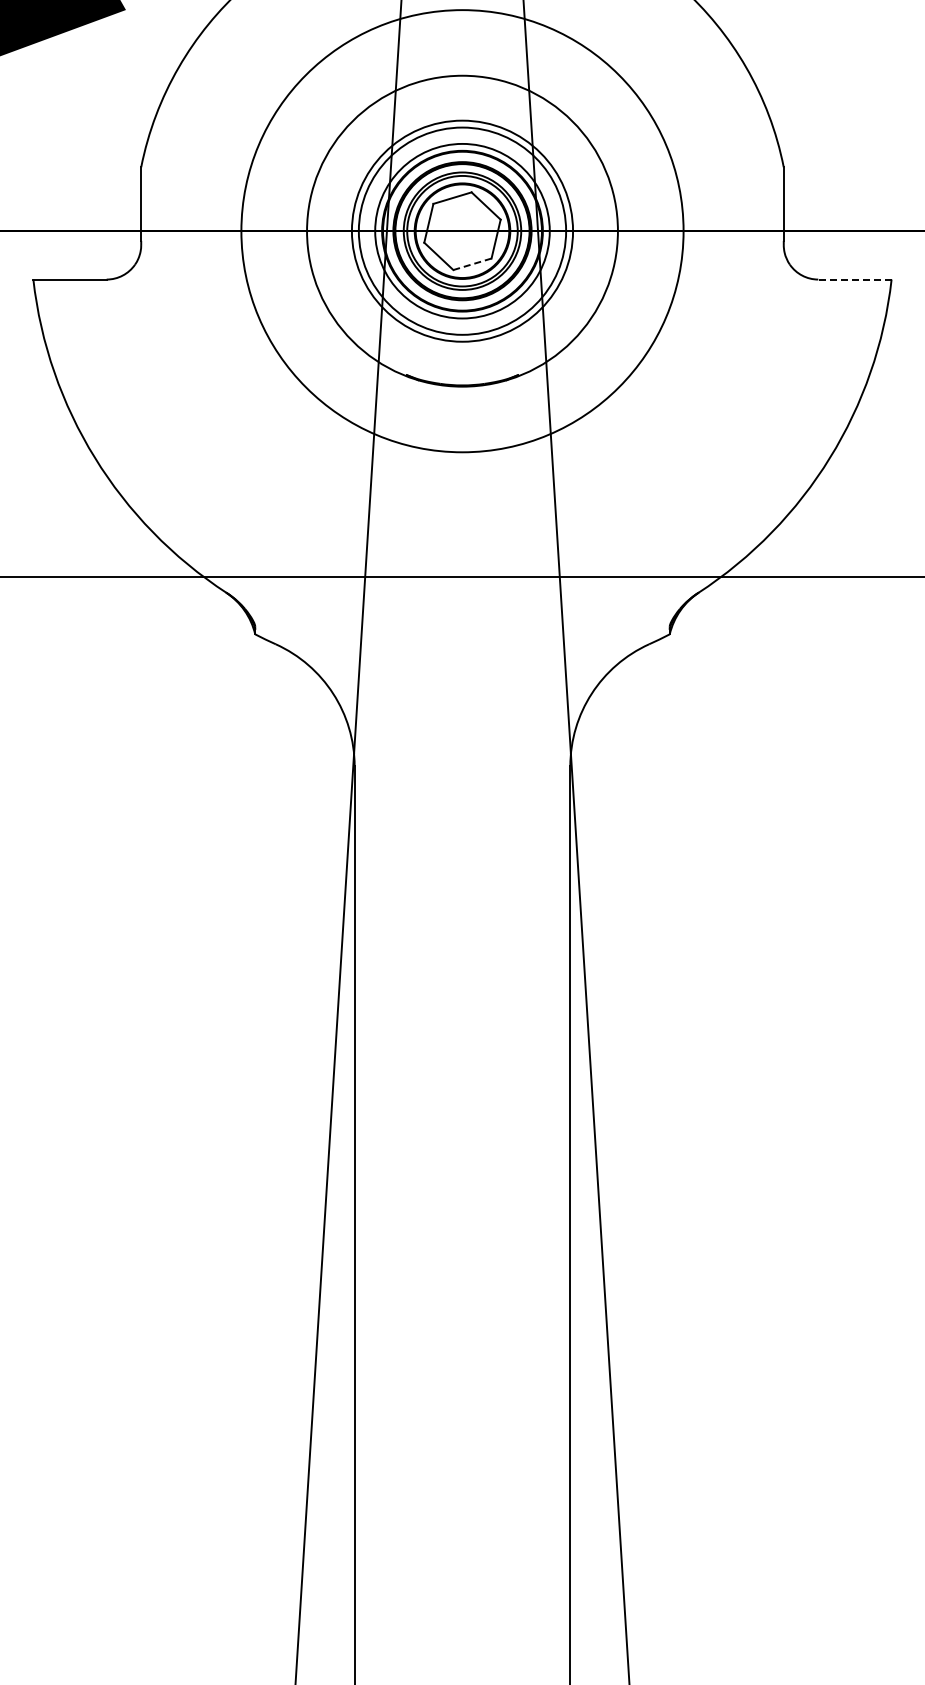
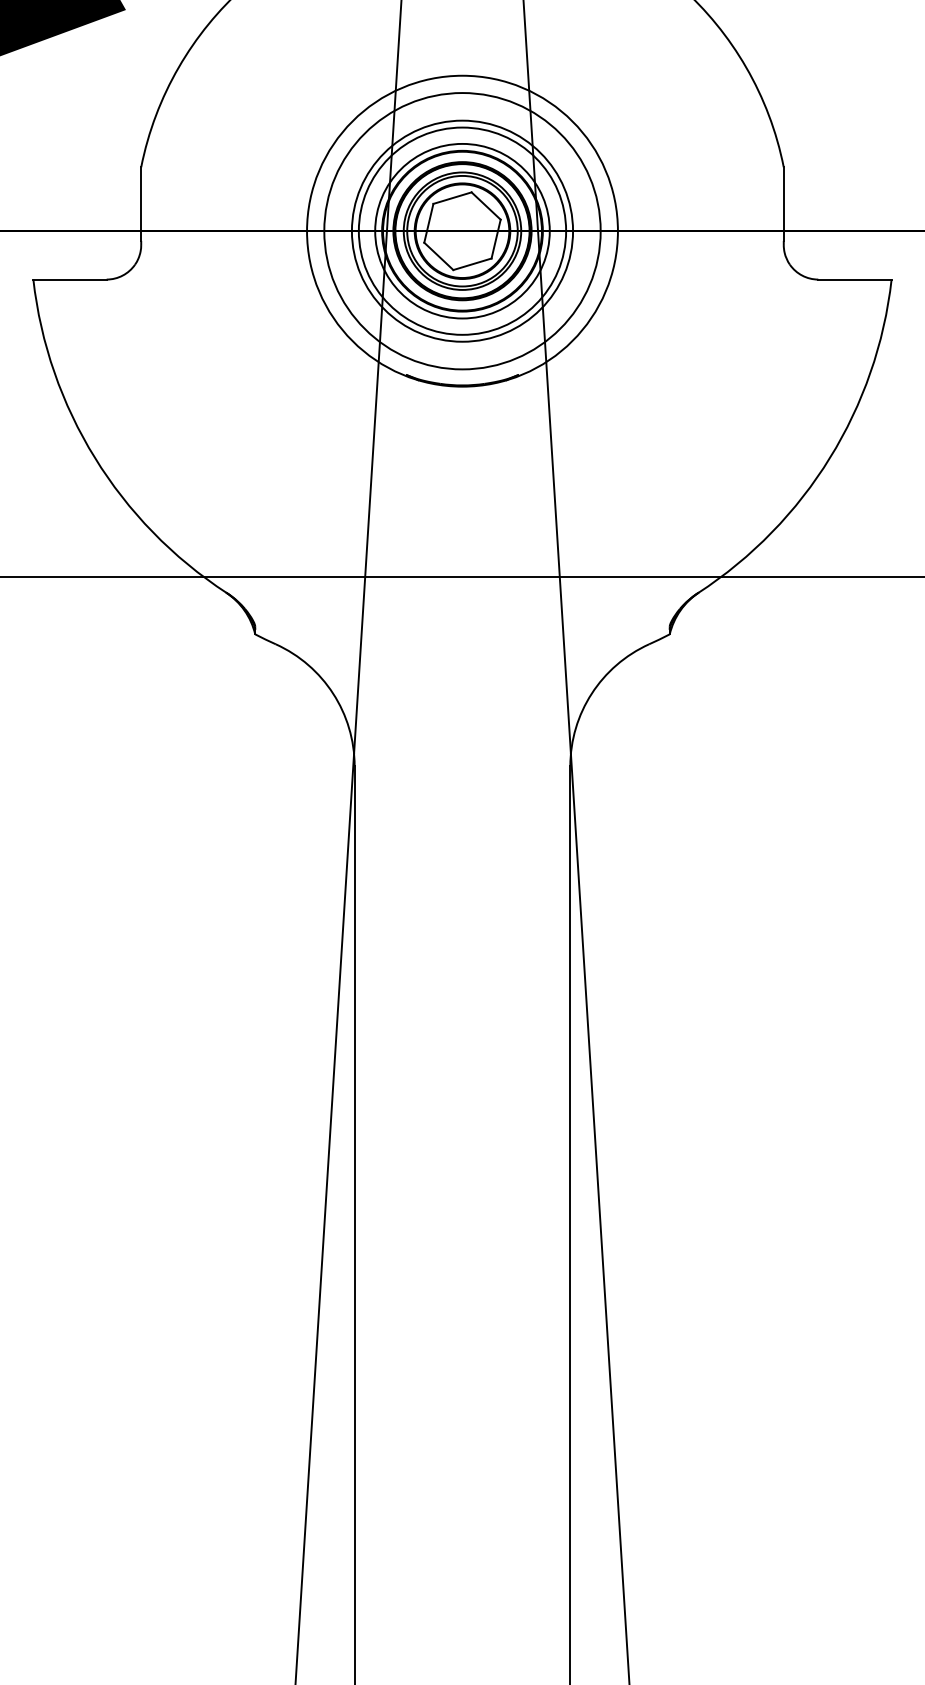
circle diameter: 442 px -> 276 px (462, 231)
line: dashed -> solid (472, 264)
line: dashed -> solid (854, 279)
